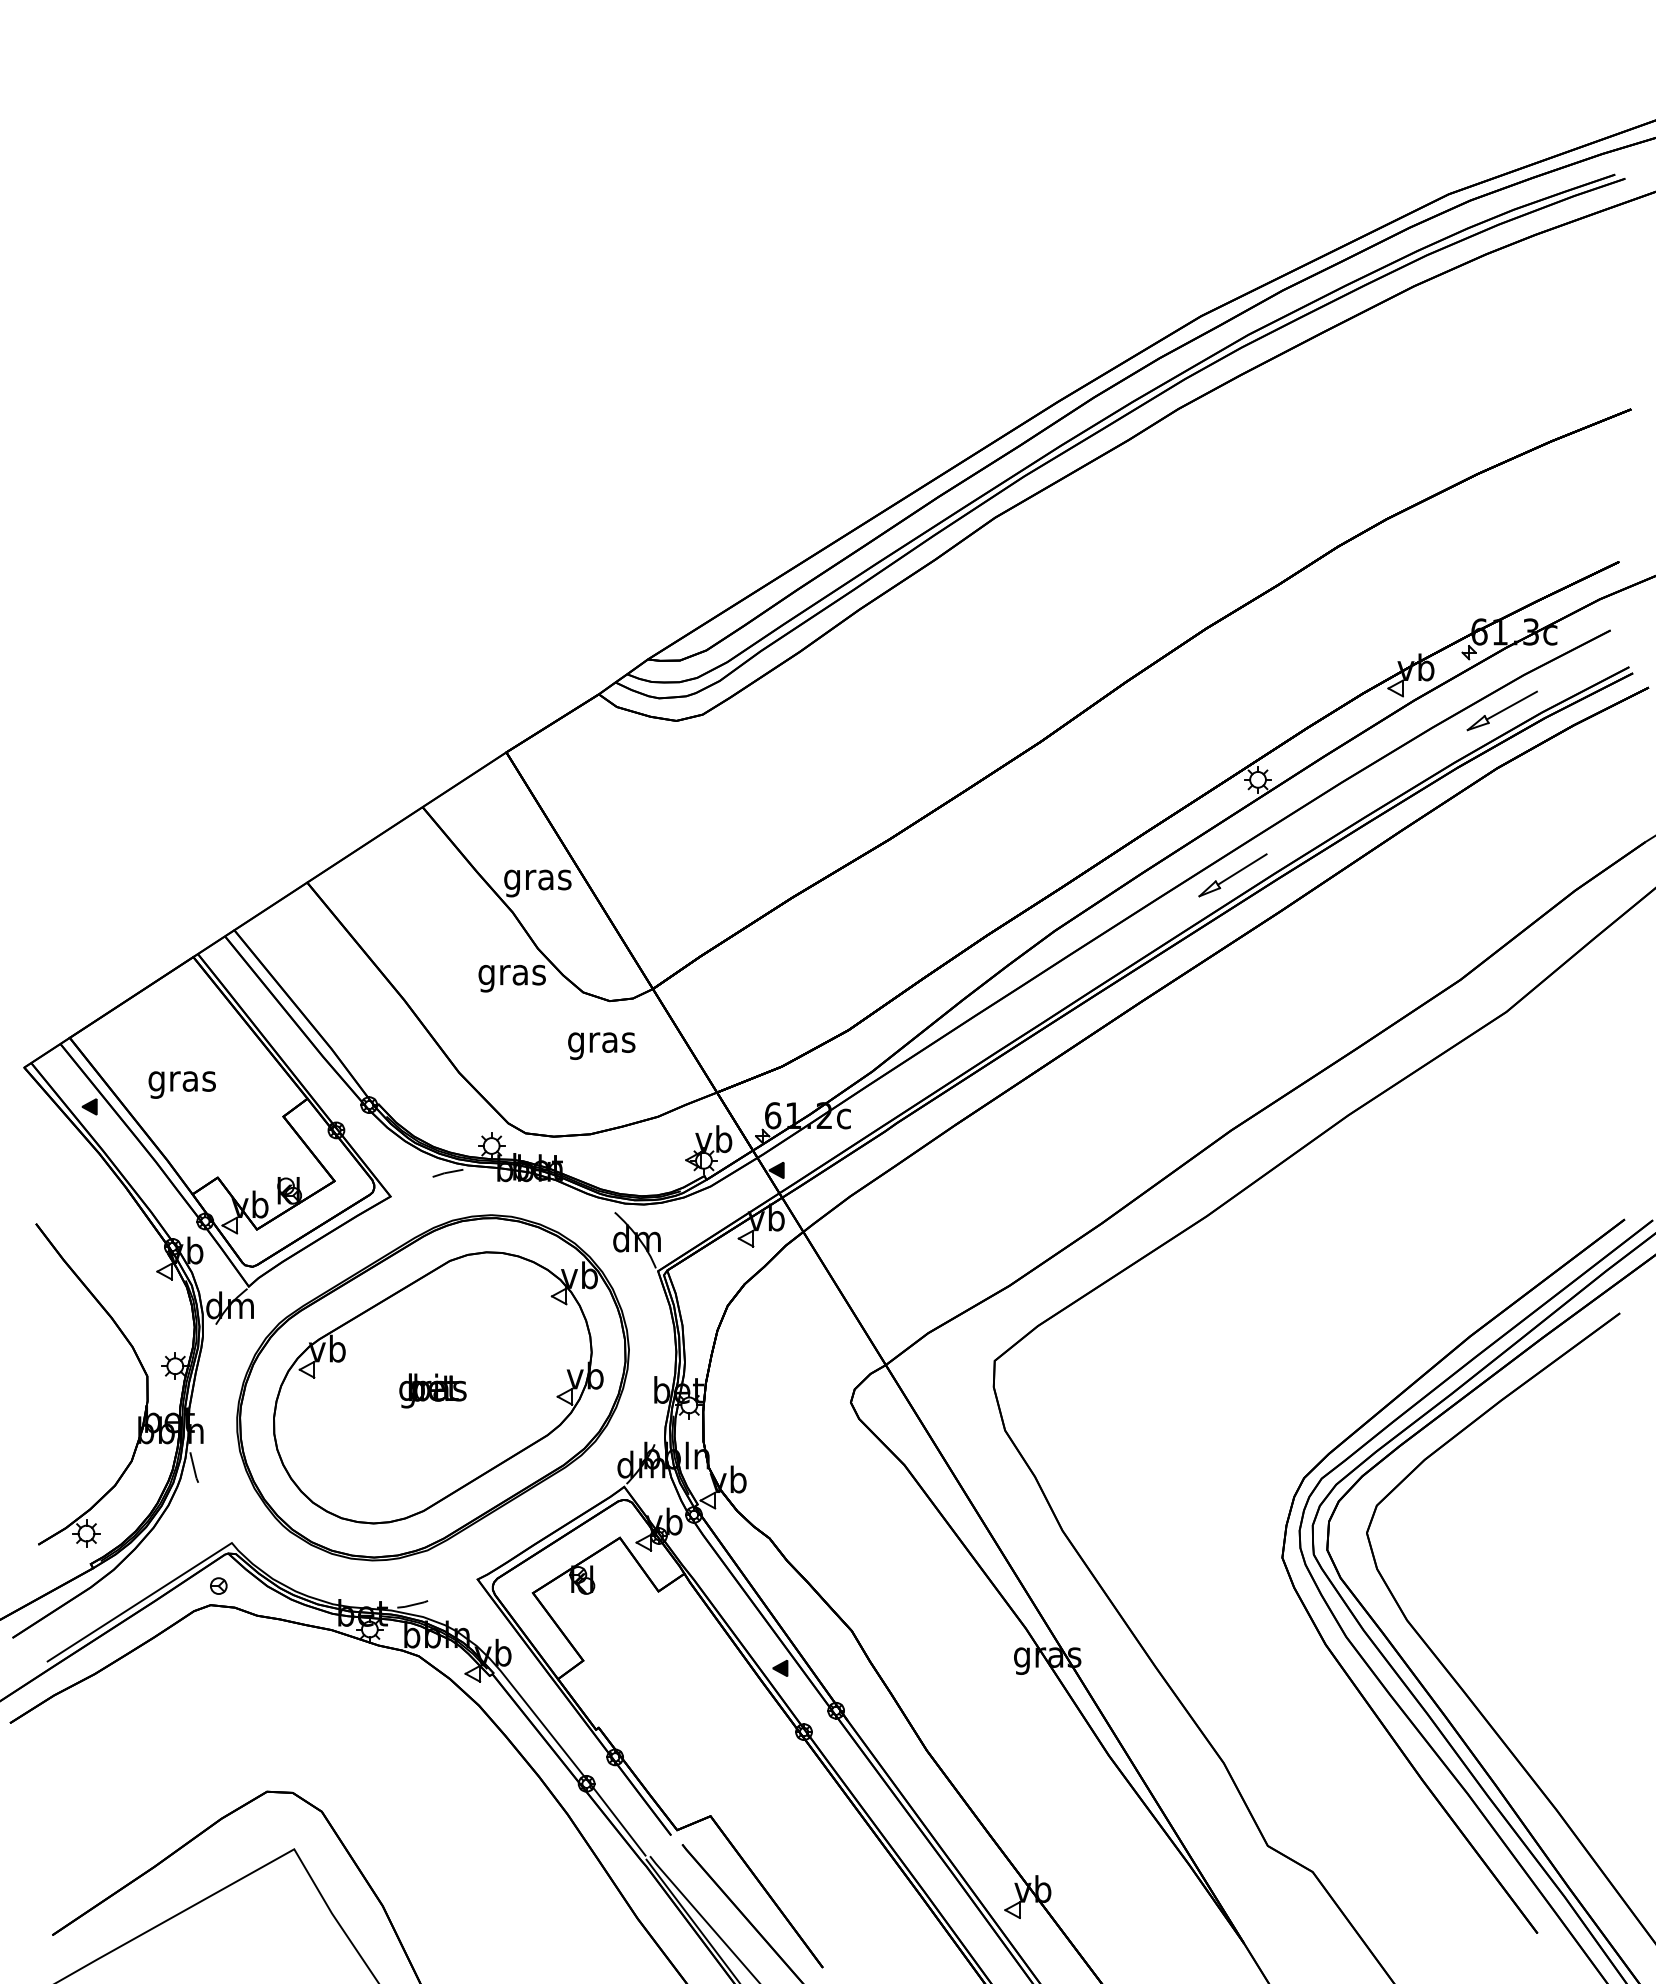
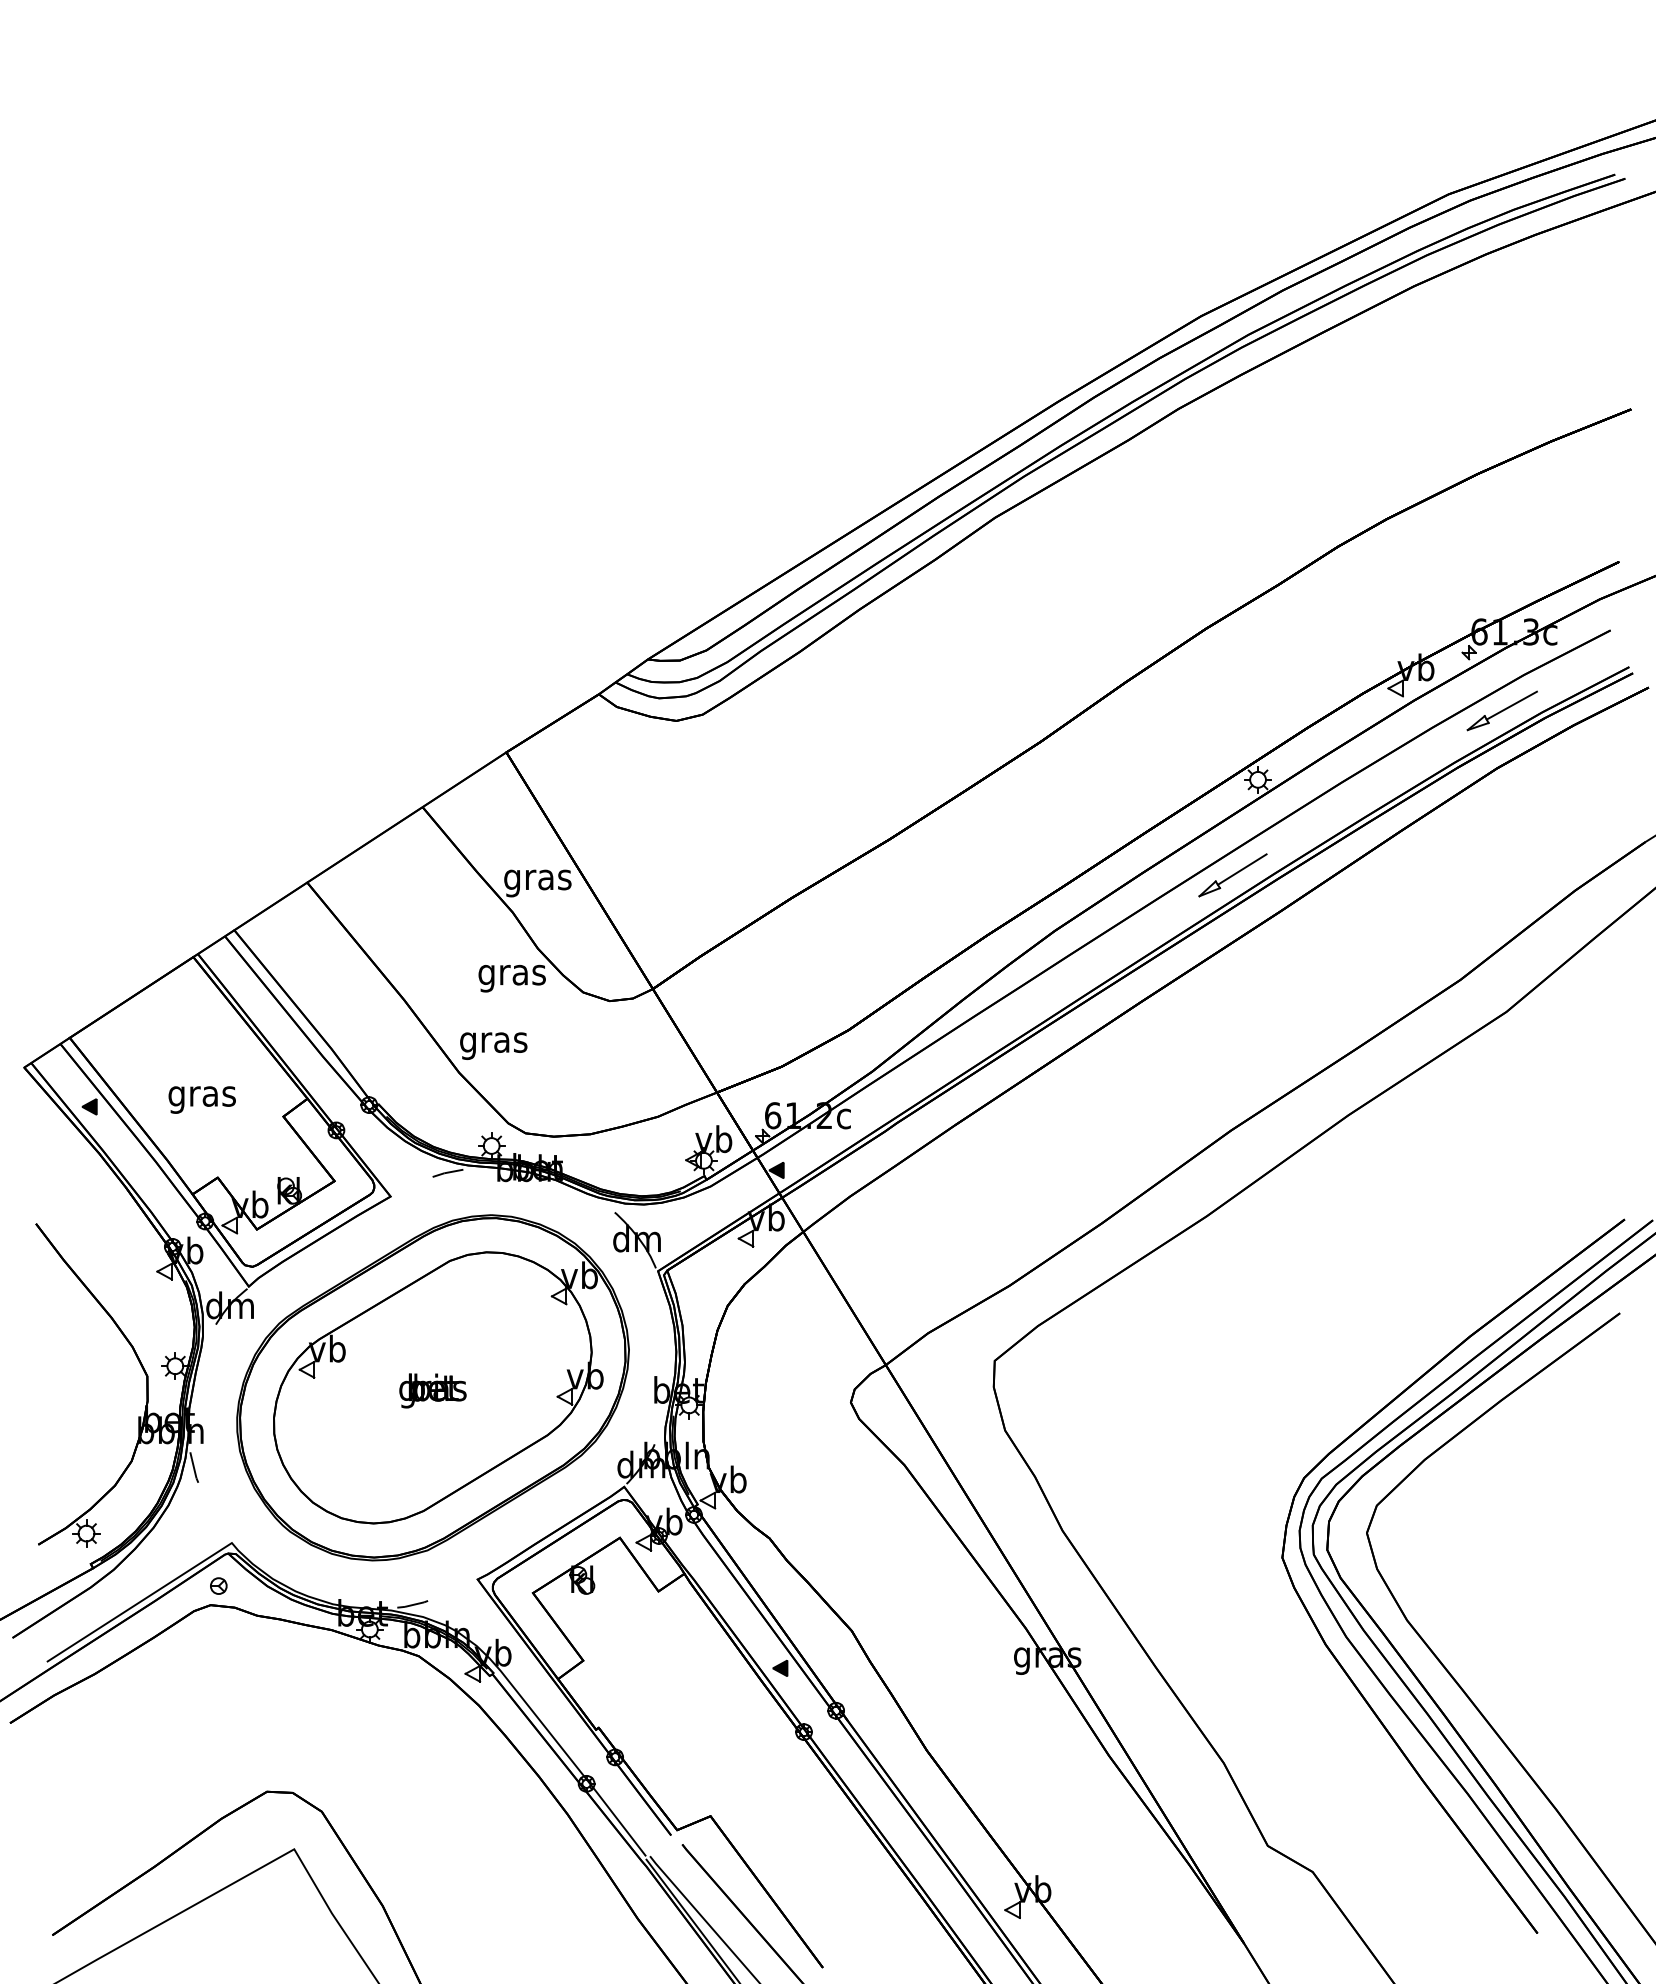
text position: (601, 1045) -> (493, 1045) (493, 1045)
text position: (181, 1084) -> (201, 1099) (201, 1099)
